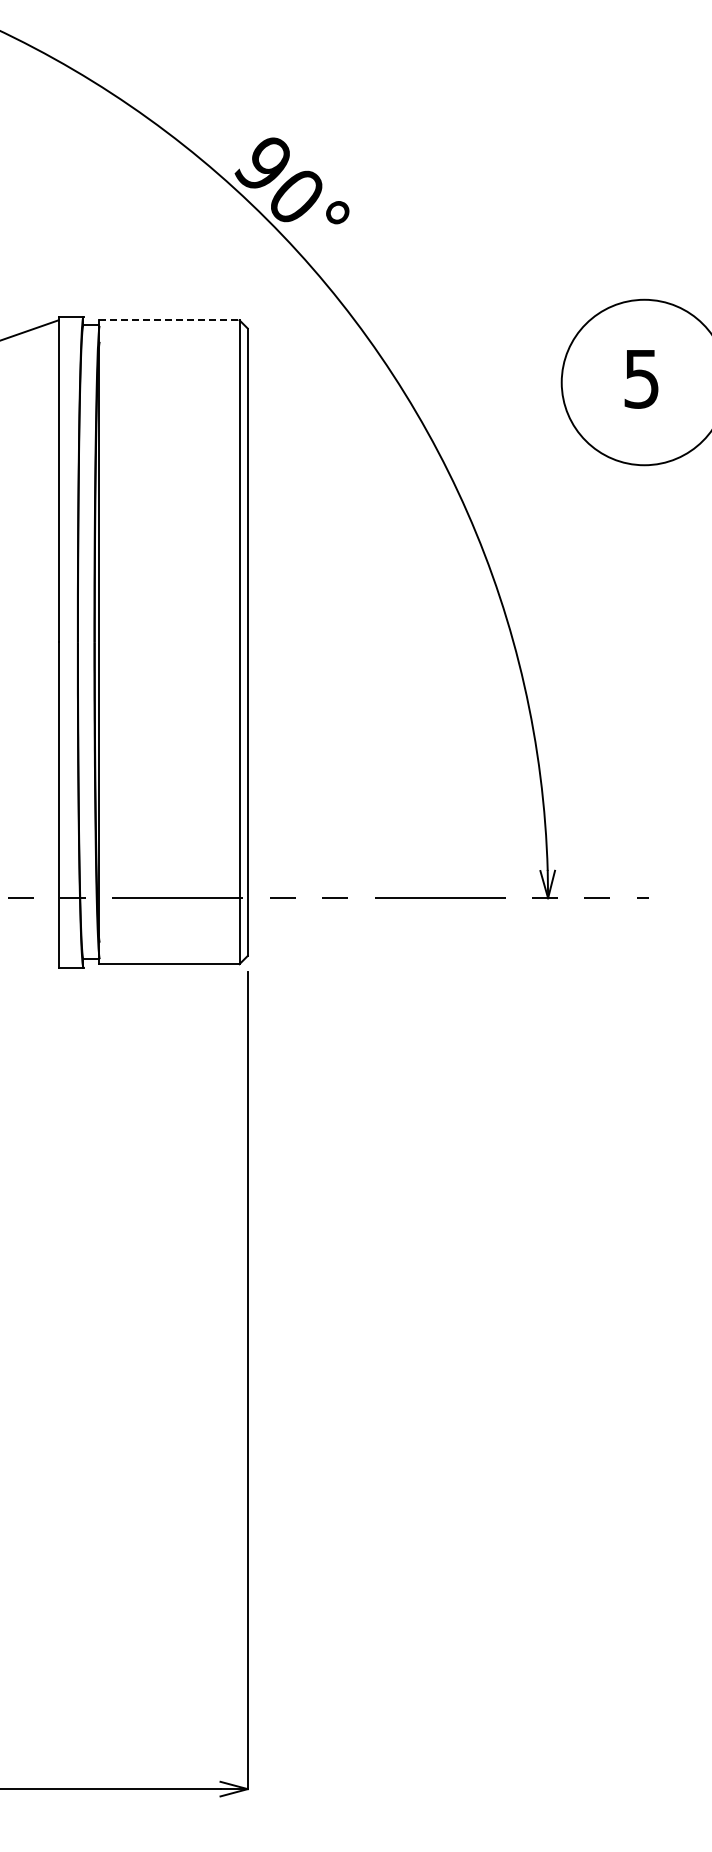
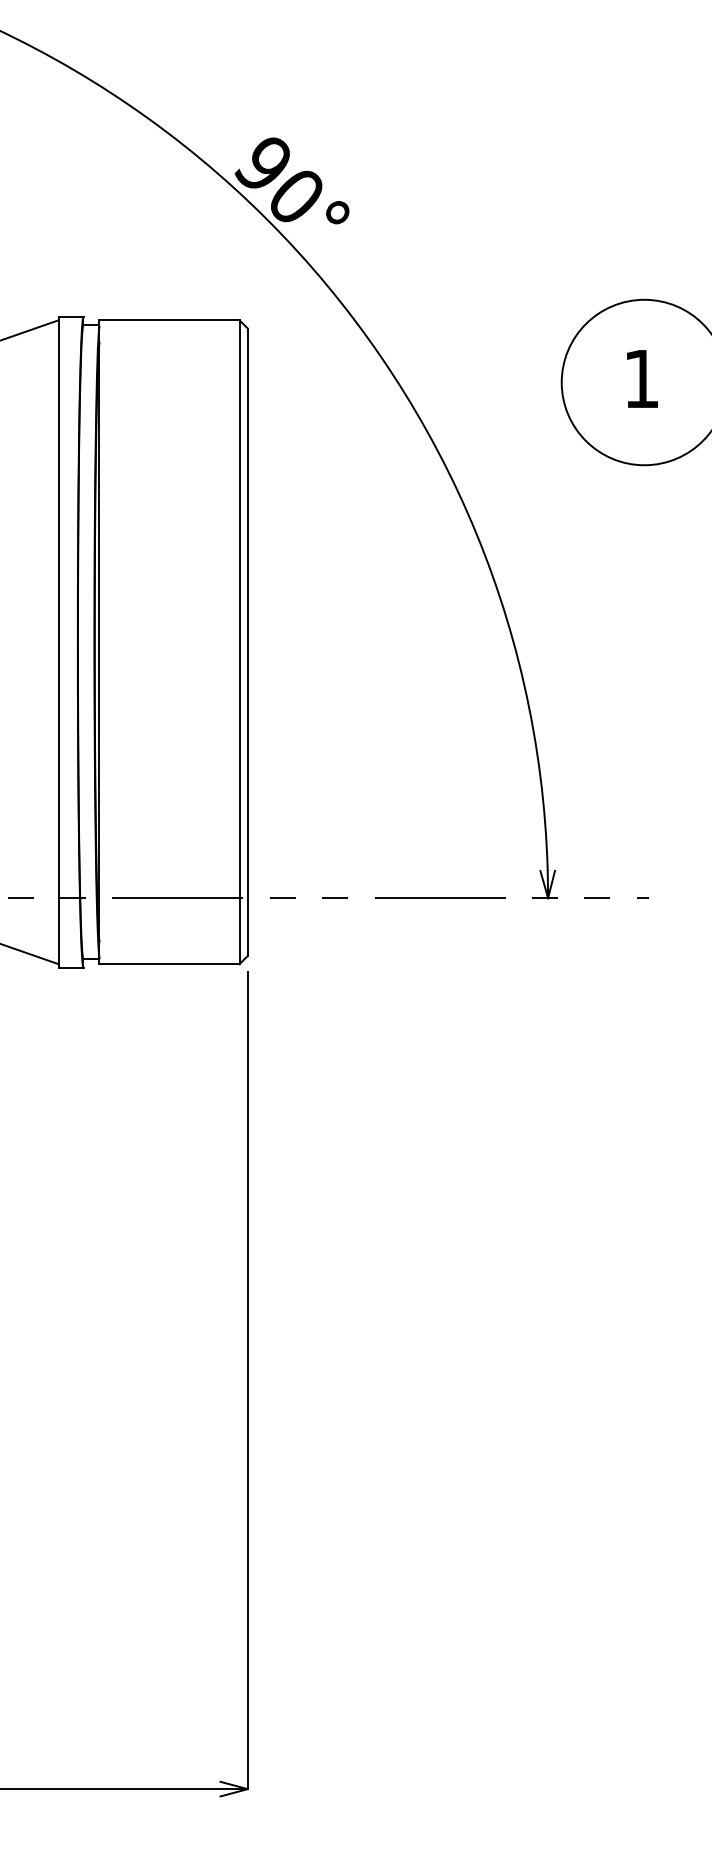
line: dashed -> solid (169, 320)
text: 5 -> 1 (641, 379)
line: none -> present (30, 954)
